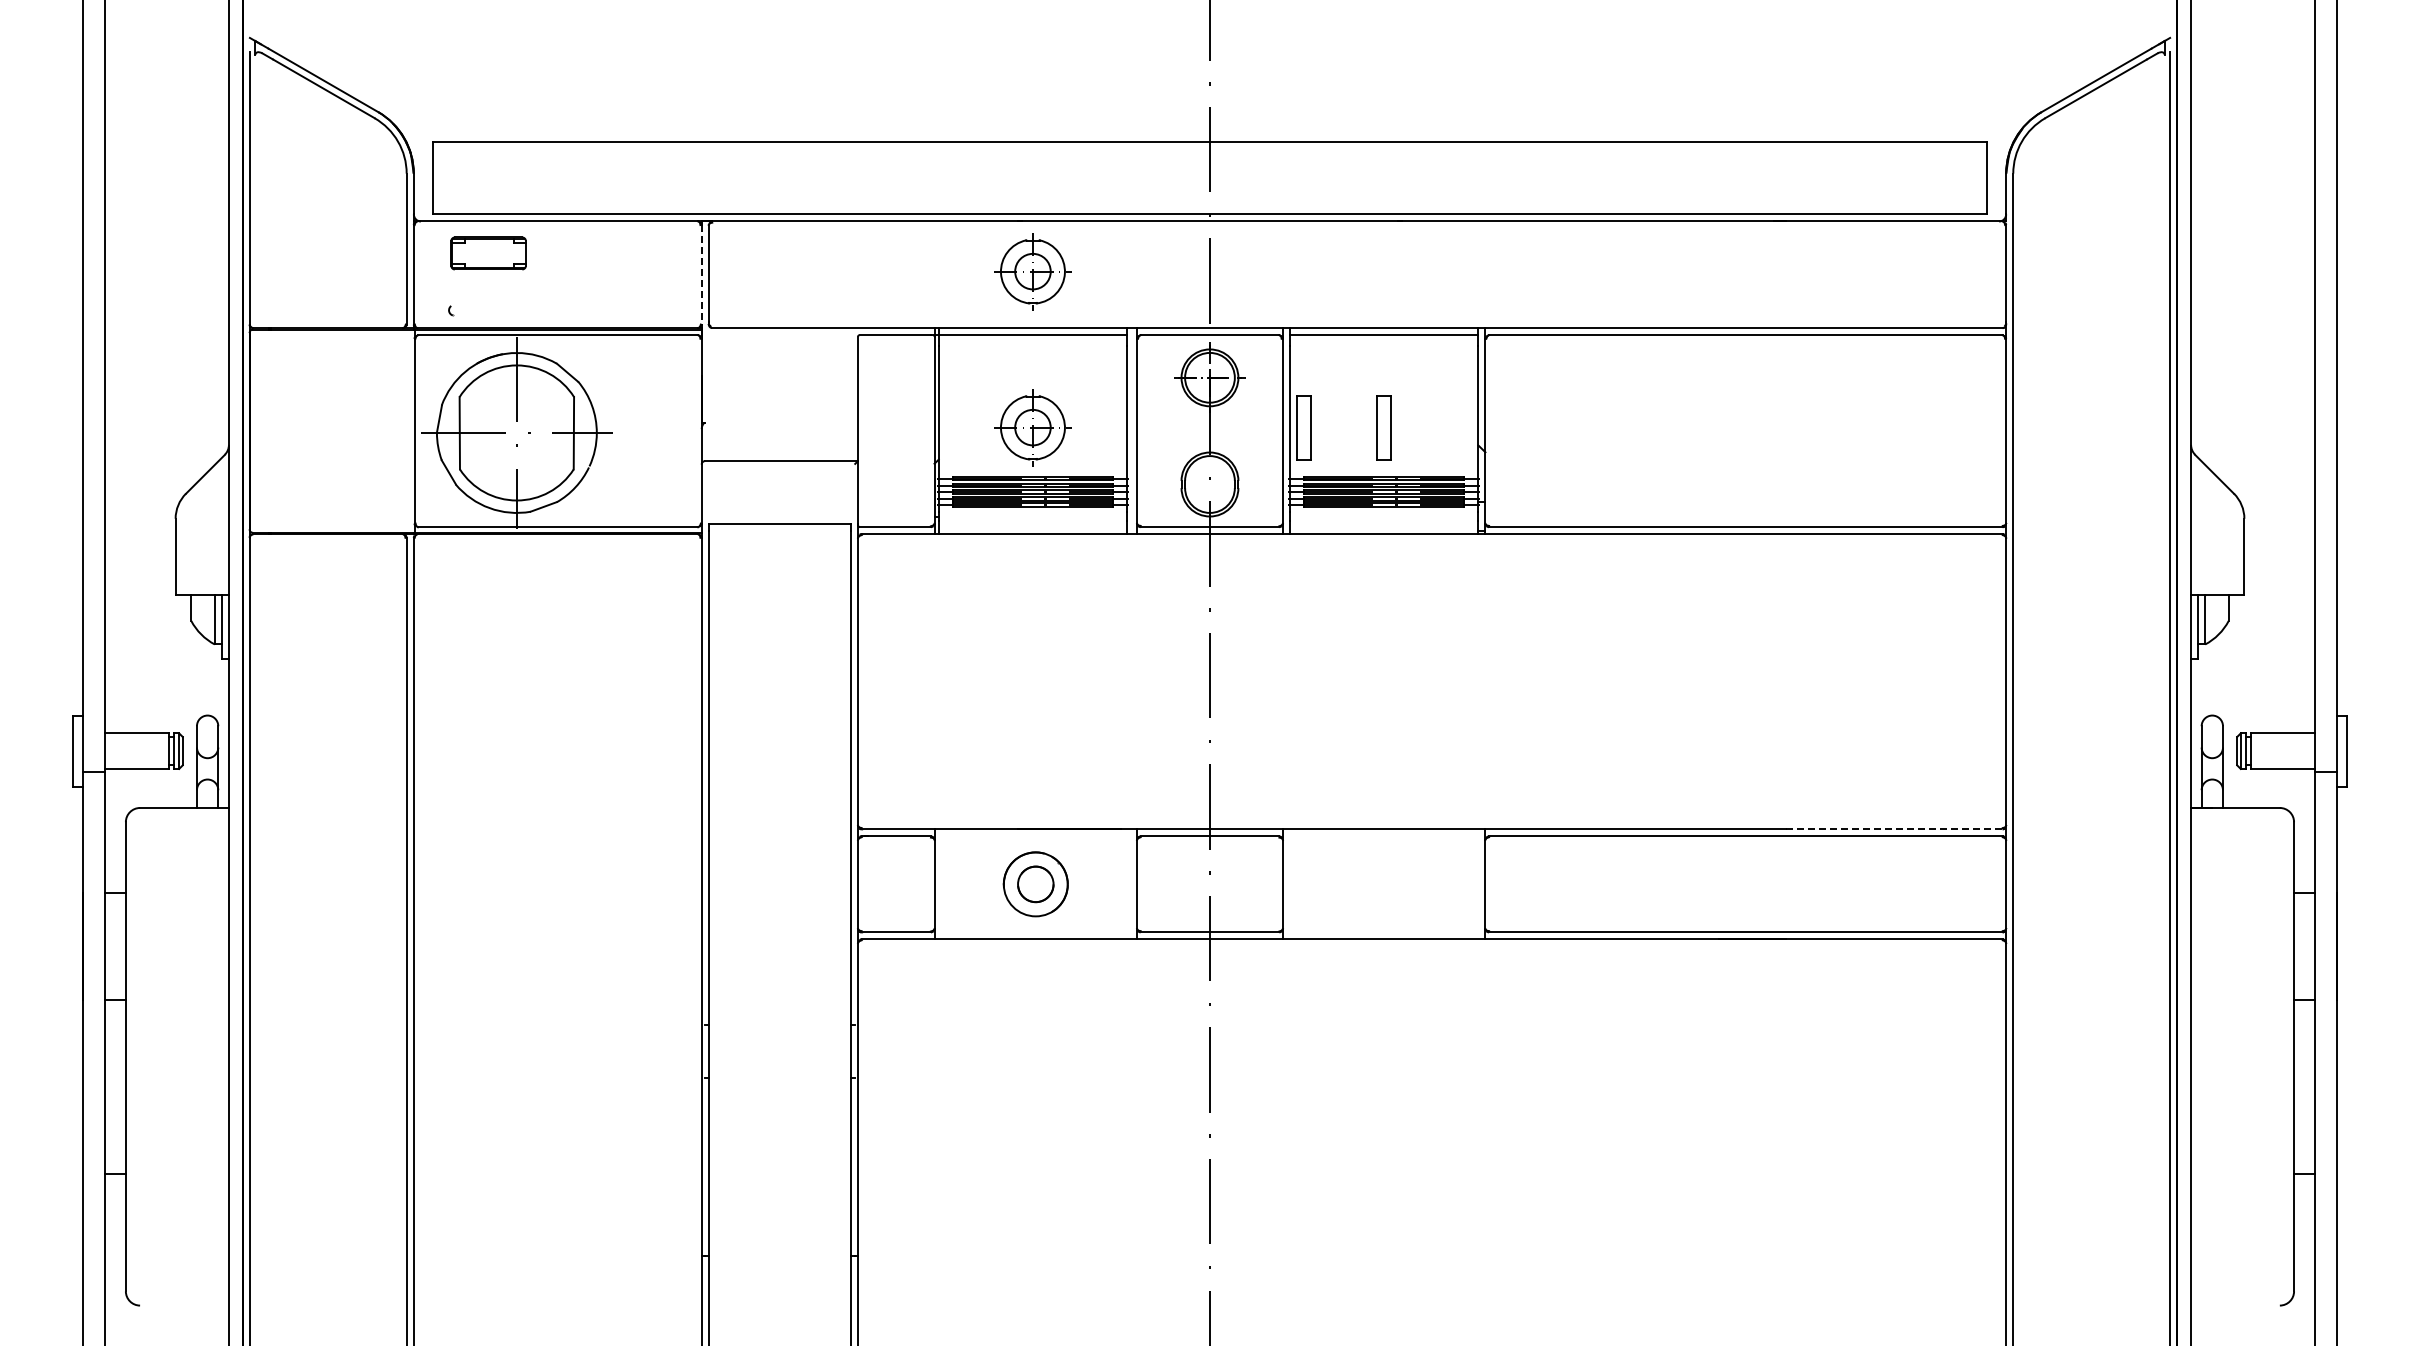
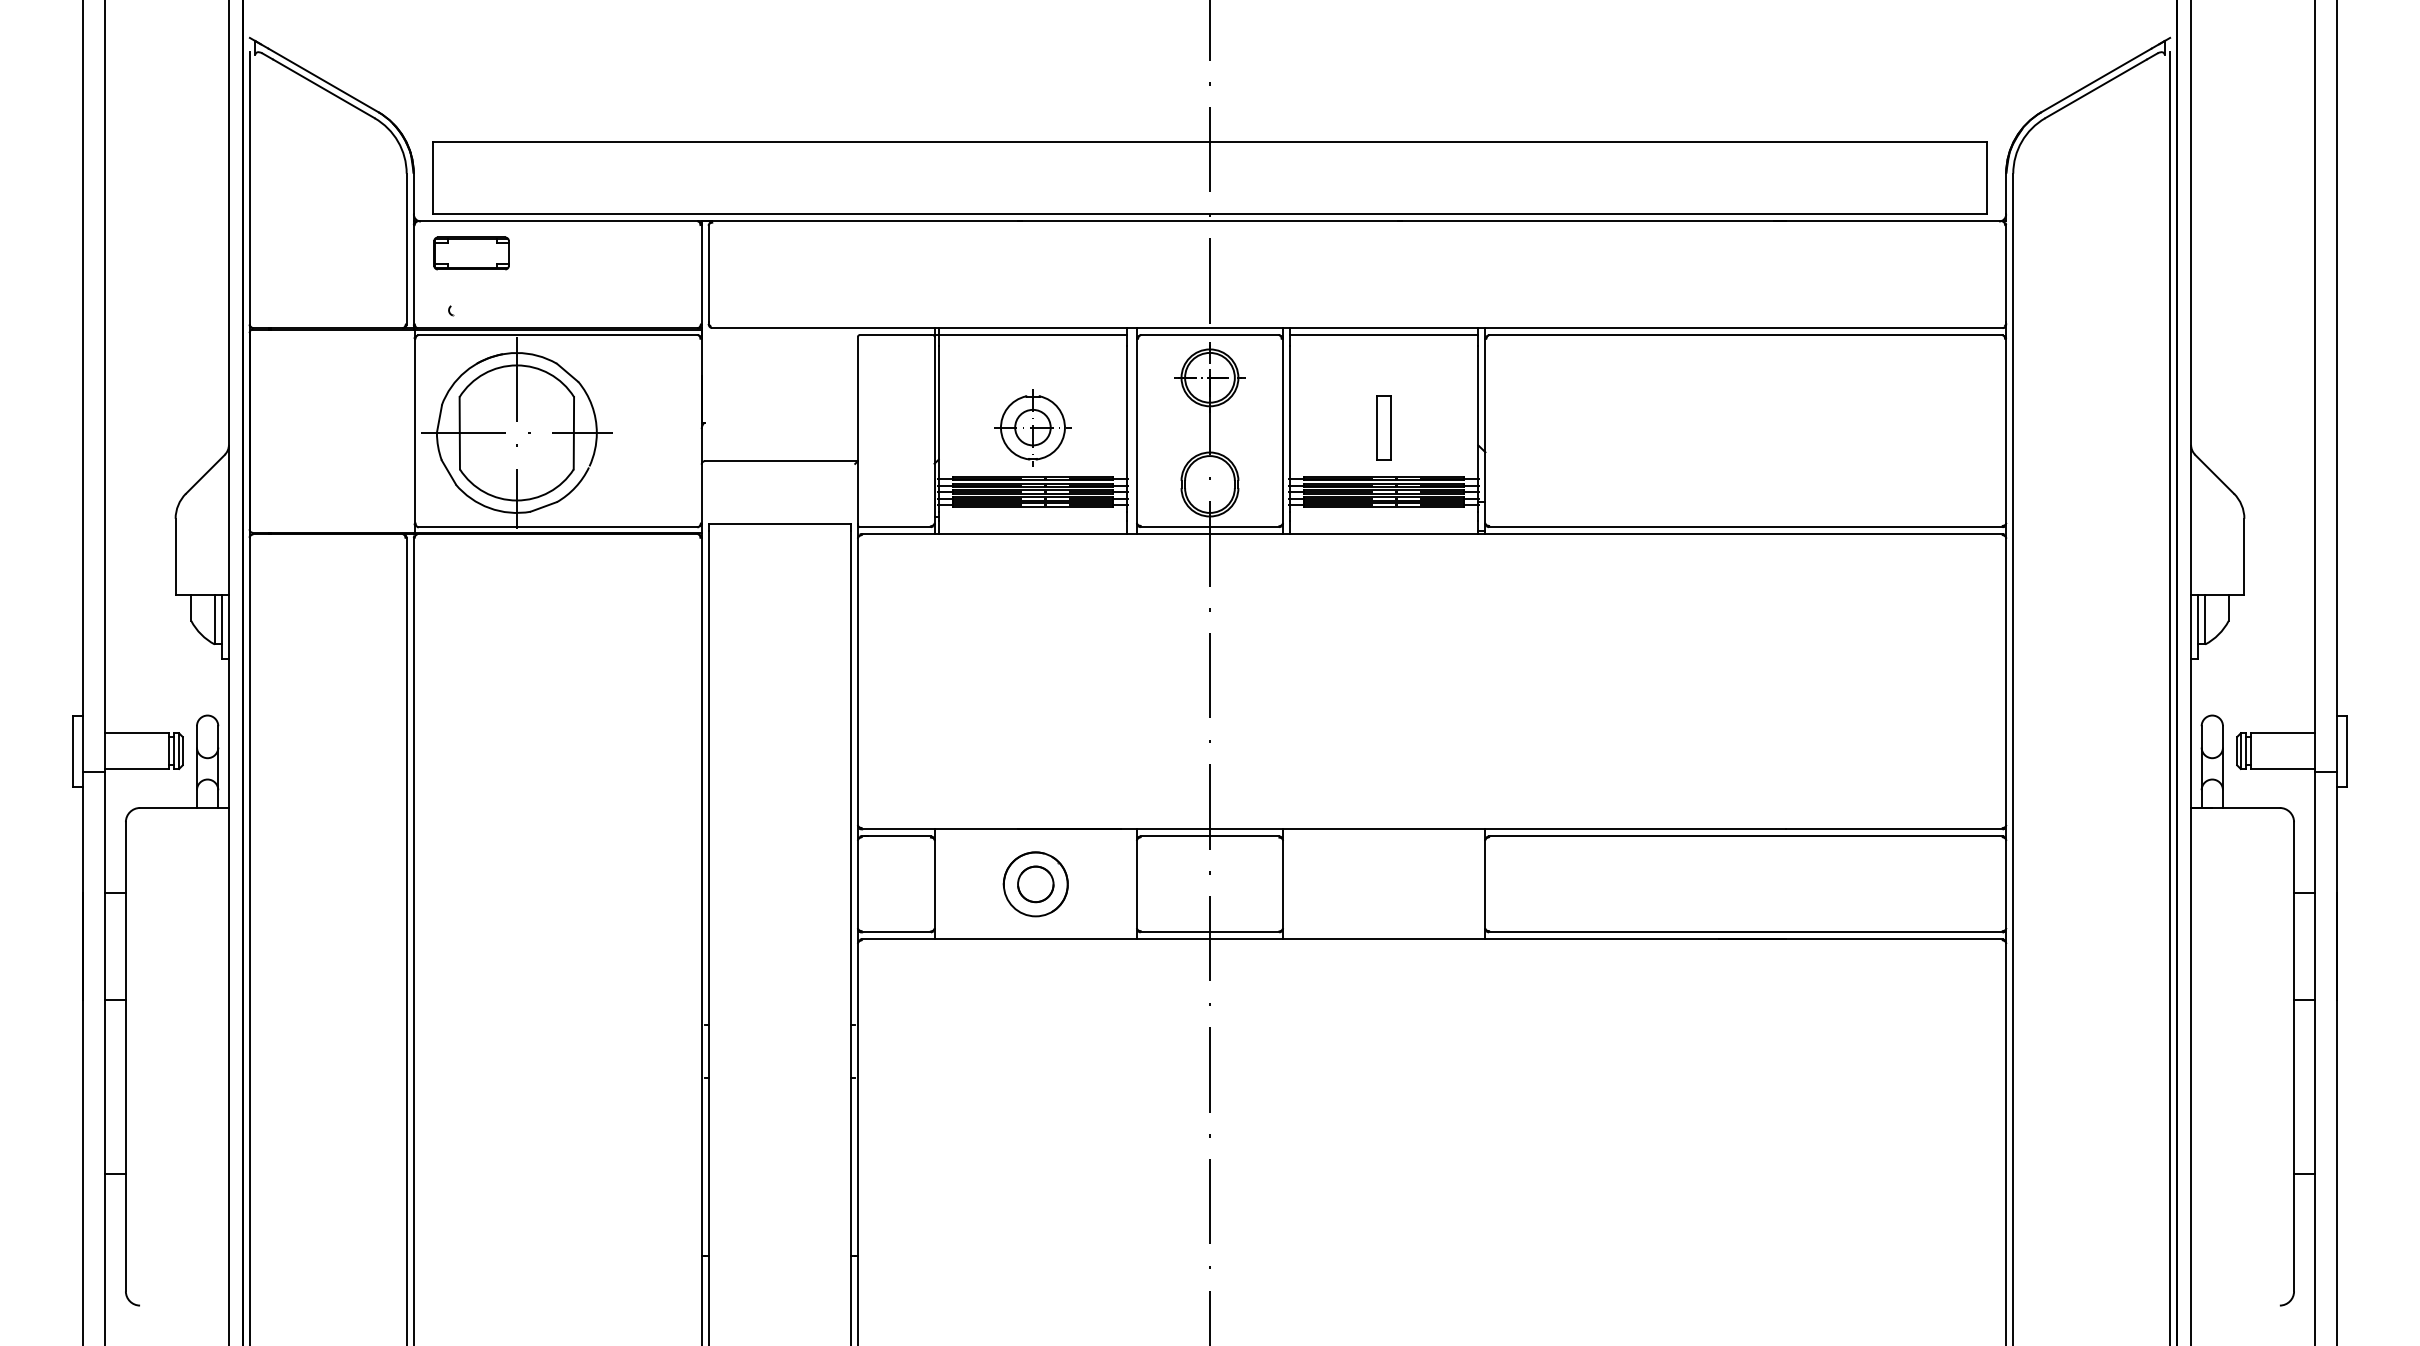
part position: (488, 253) -> (471, 253) (471, 253)
part: present -> none (1032, 271)
line: dashed -> solid (701, 274)
part: present -> none (1303, 427)
line: dashed -> solid (1894, 829)
